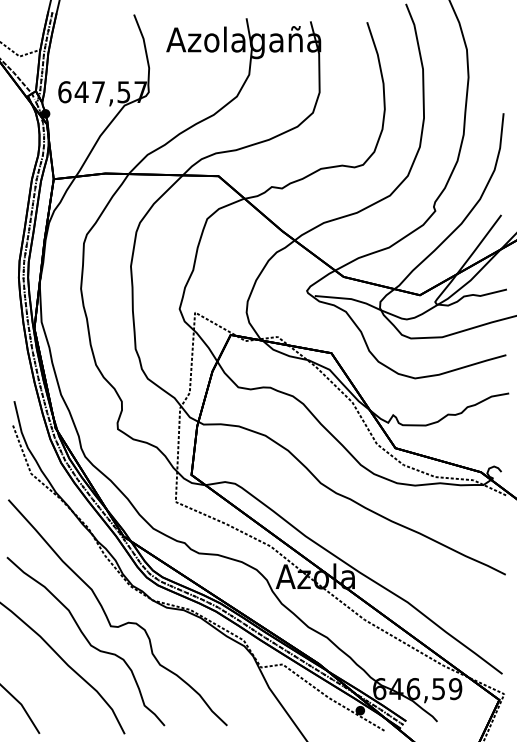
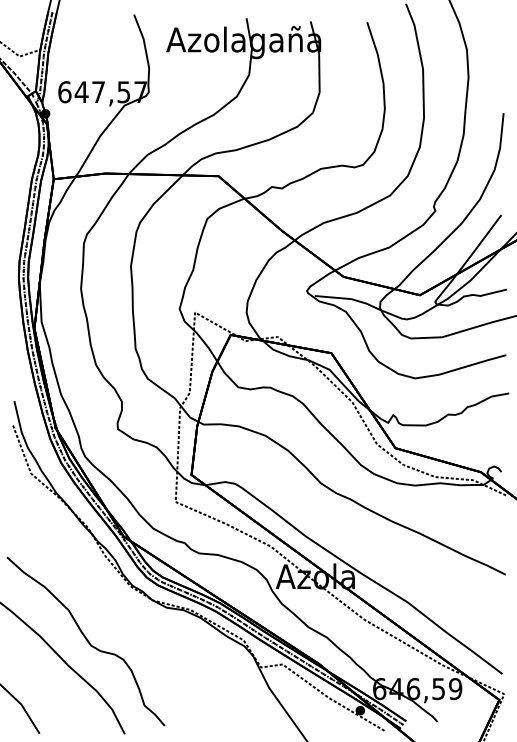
curve: present -> none (107, 615)
